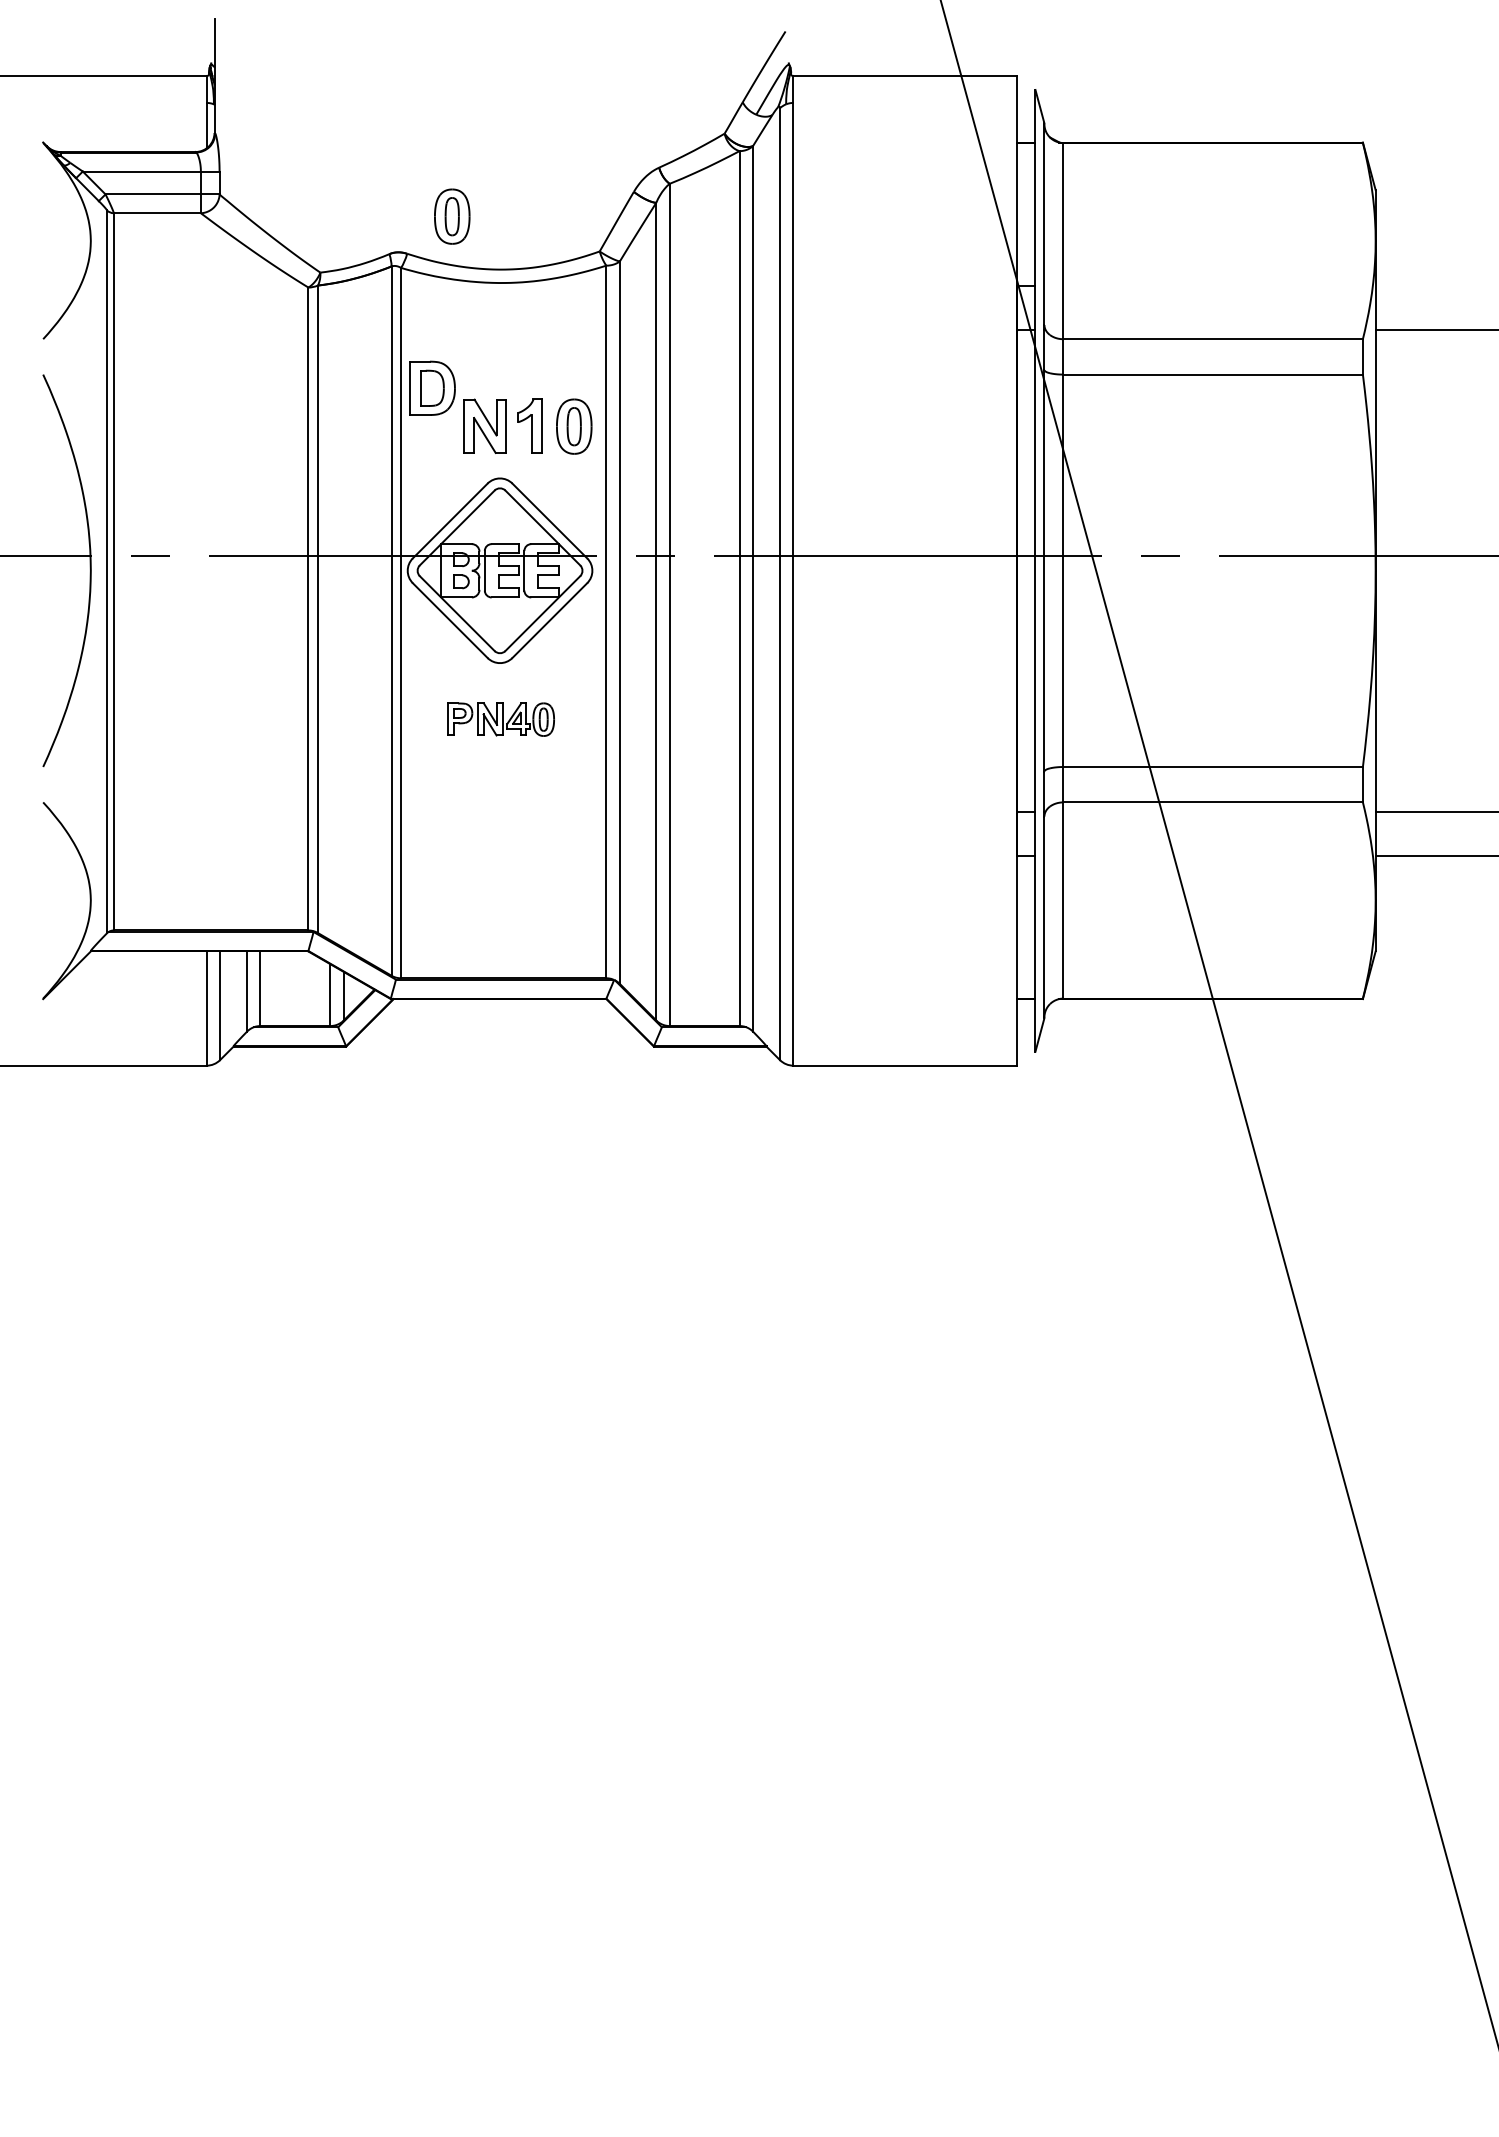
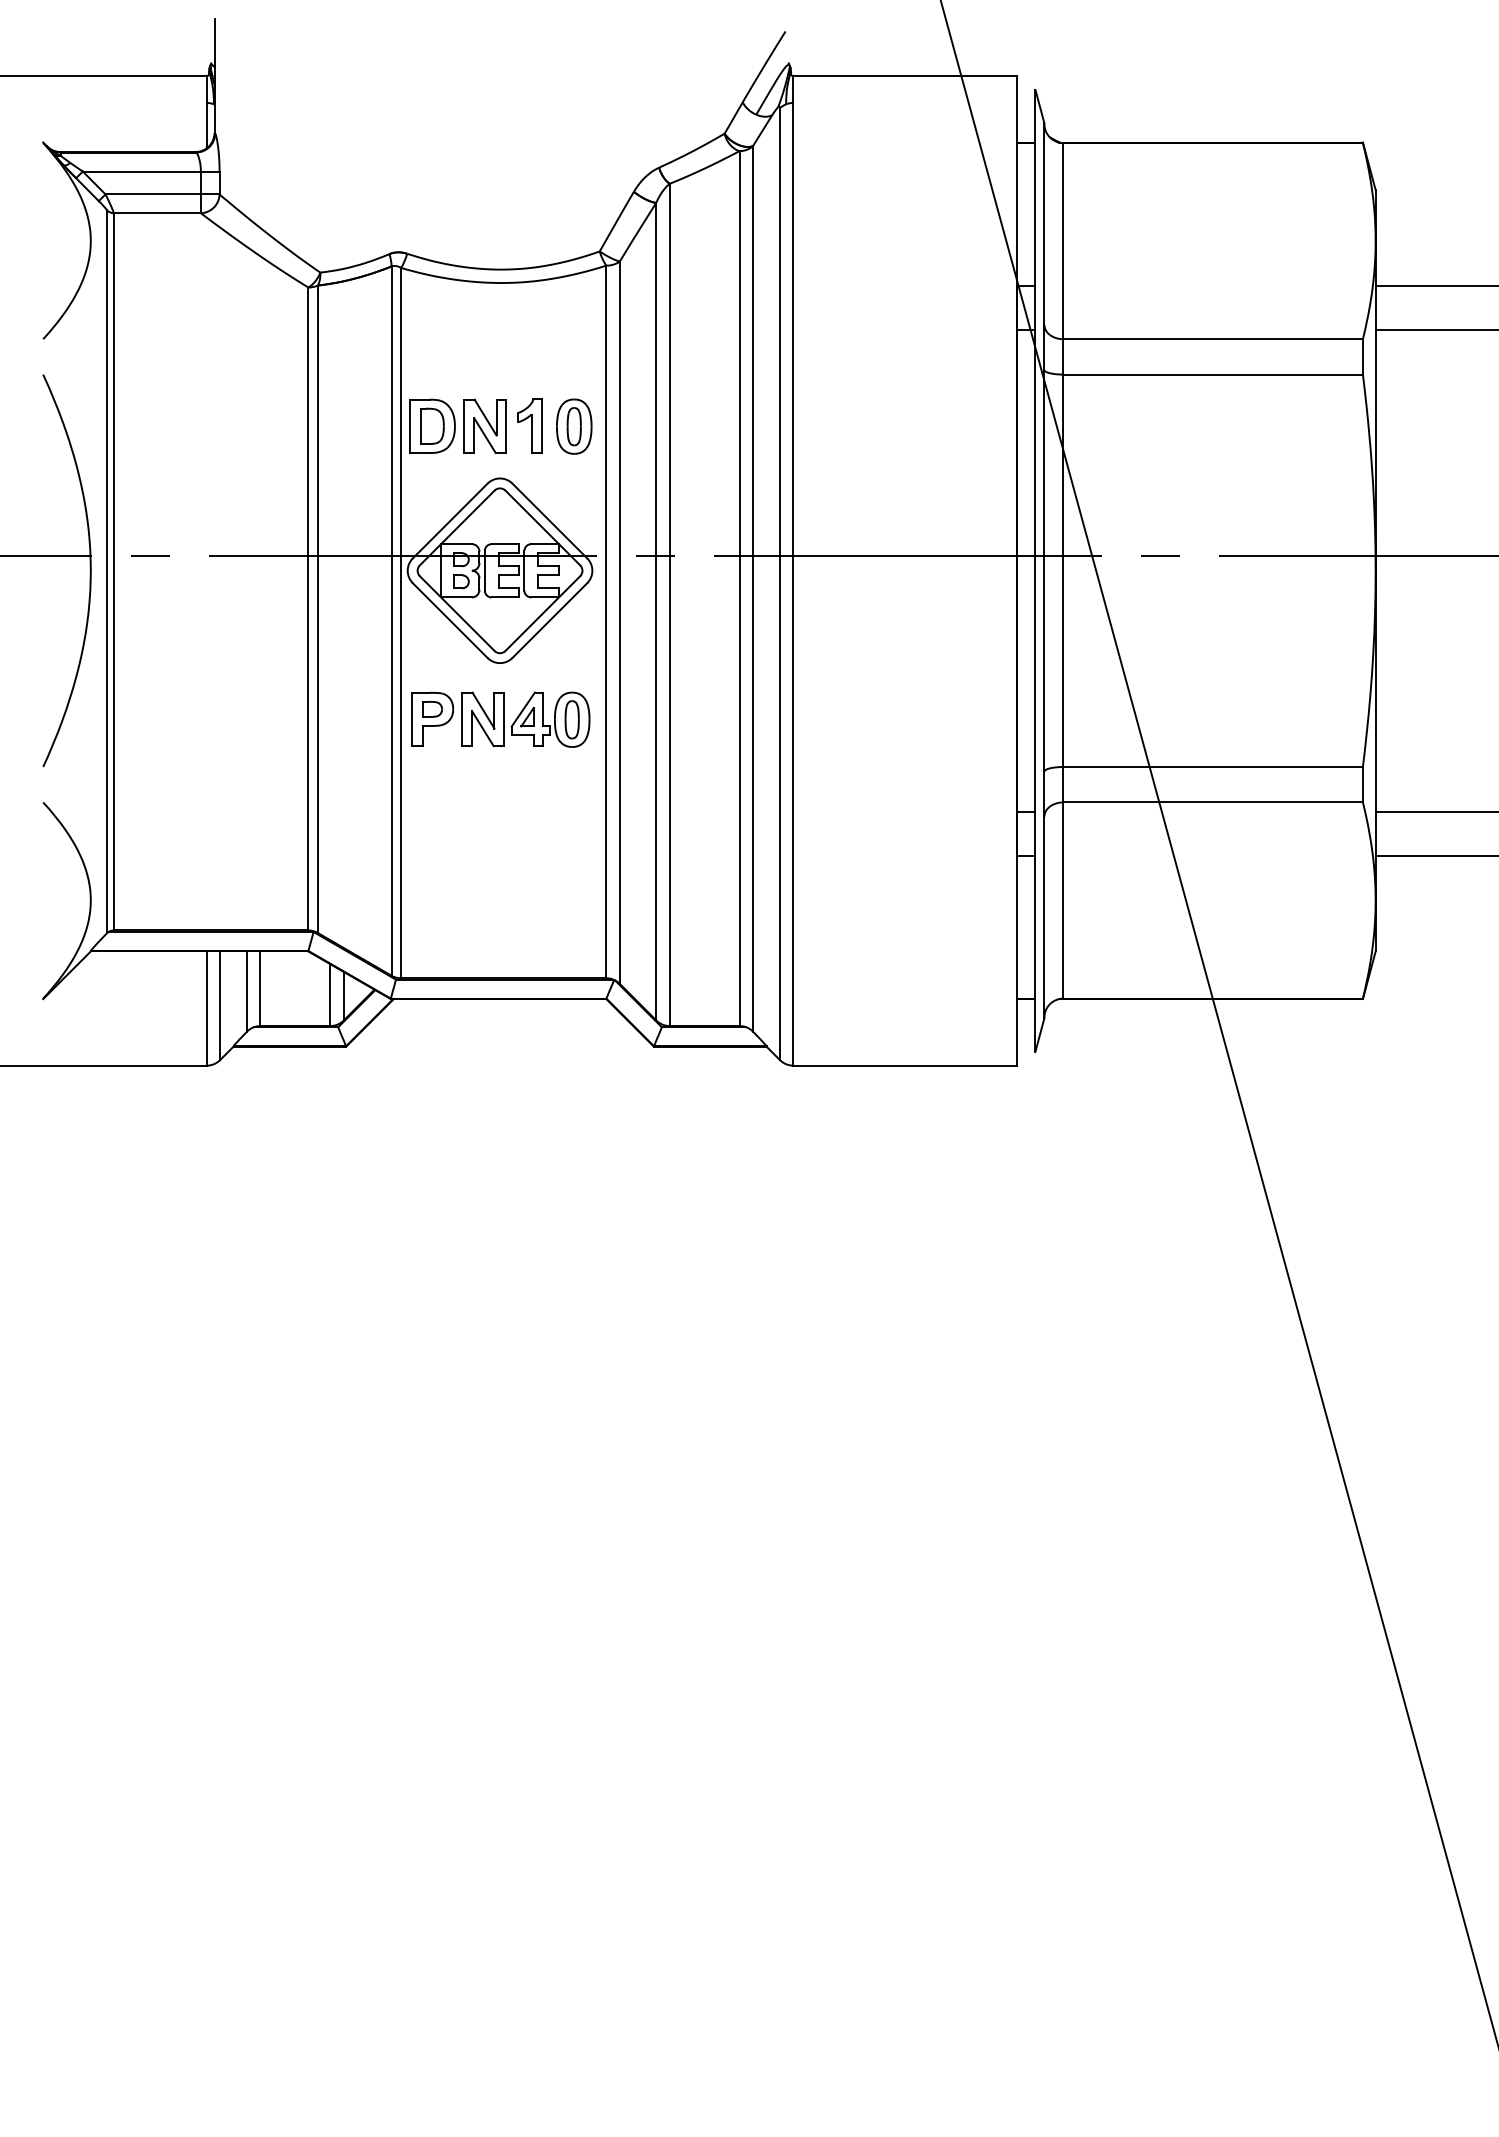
part: present -> none (452, 216)
line: none -> present (1435, 285)
part position: (432, 387) -> (432, 425) (432, 425)
part size: 108x35 px -> 180x57 px (500, 719)
